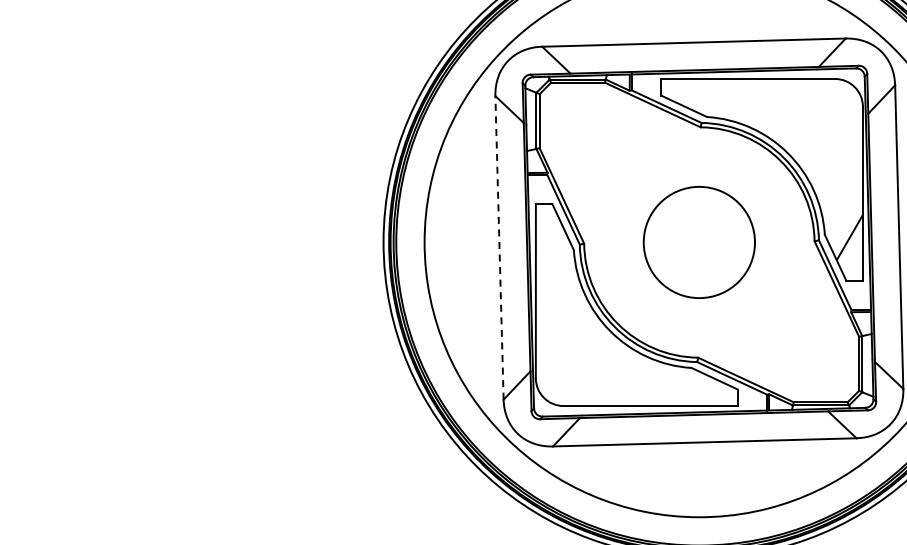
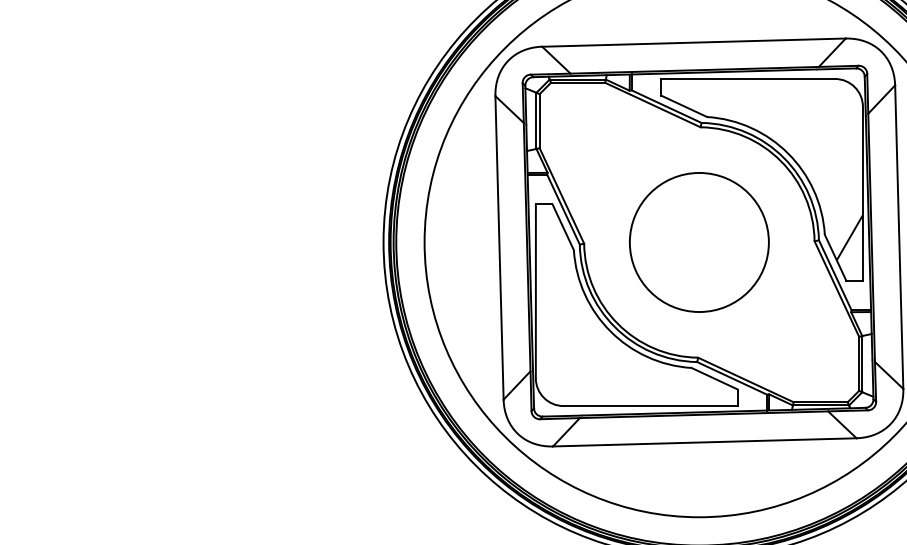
circle diameter: 111 px -> 139 px (698, 242)
line: dashed -> solid (499, 247)
